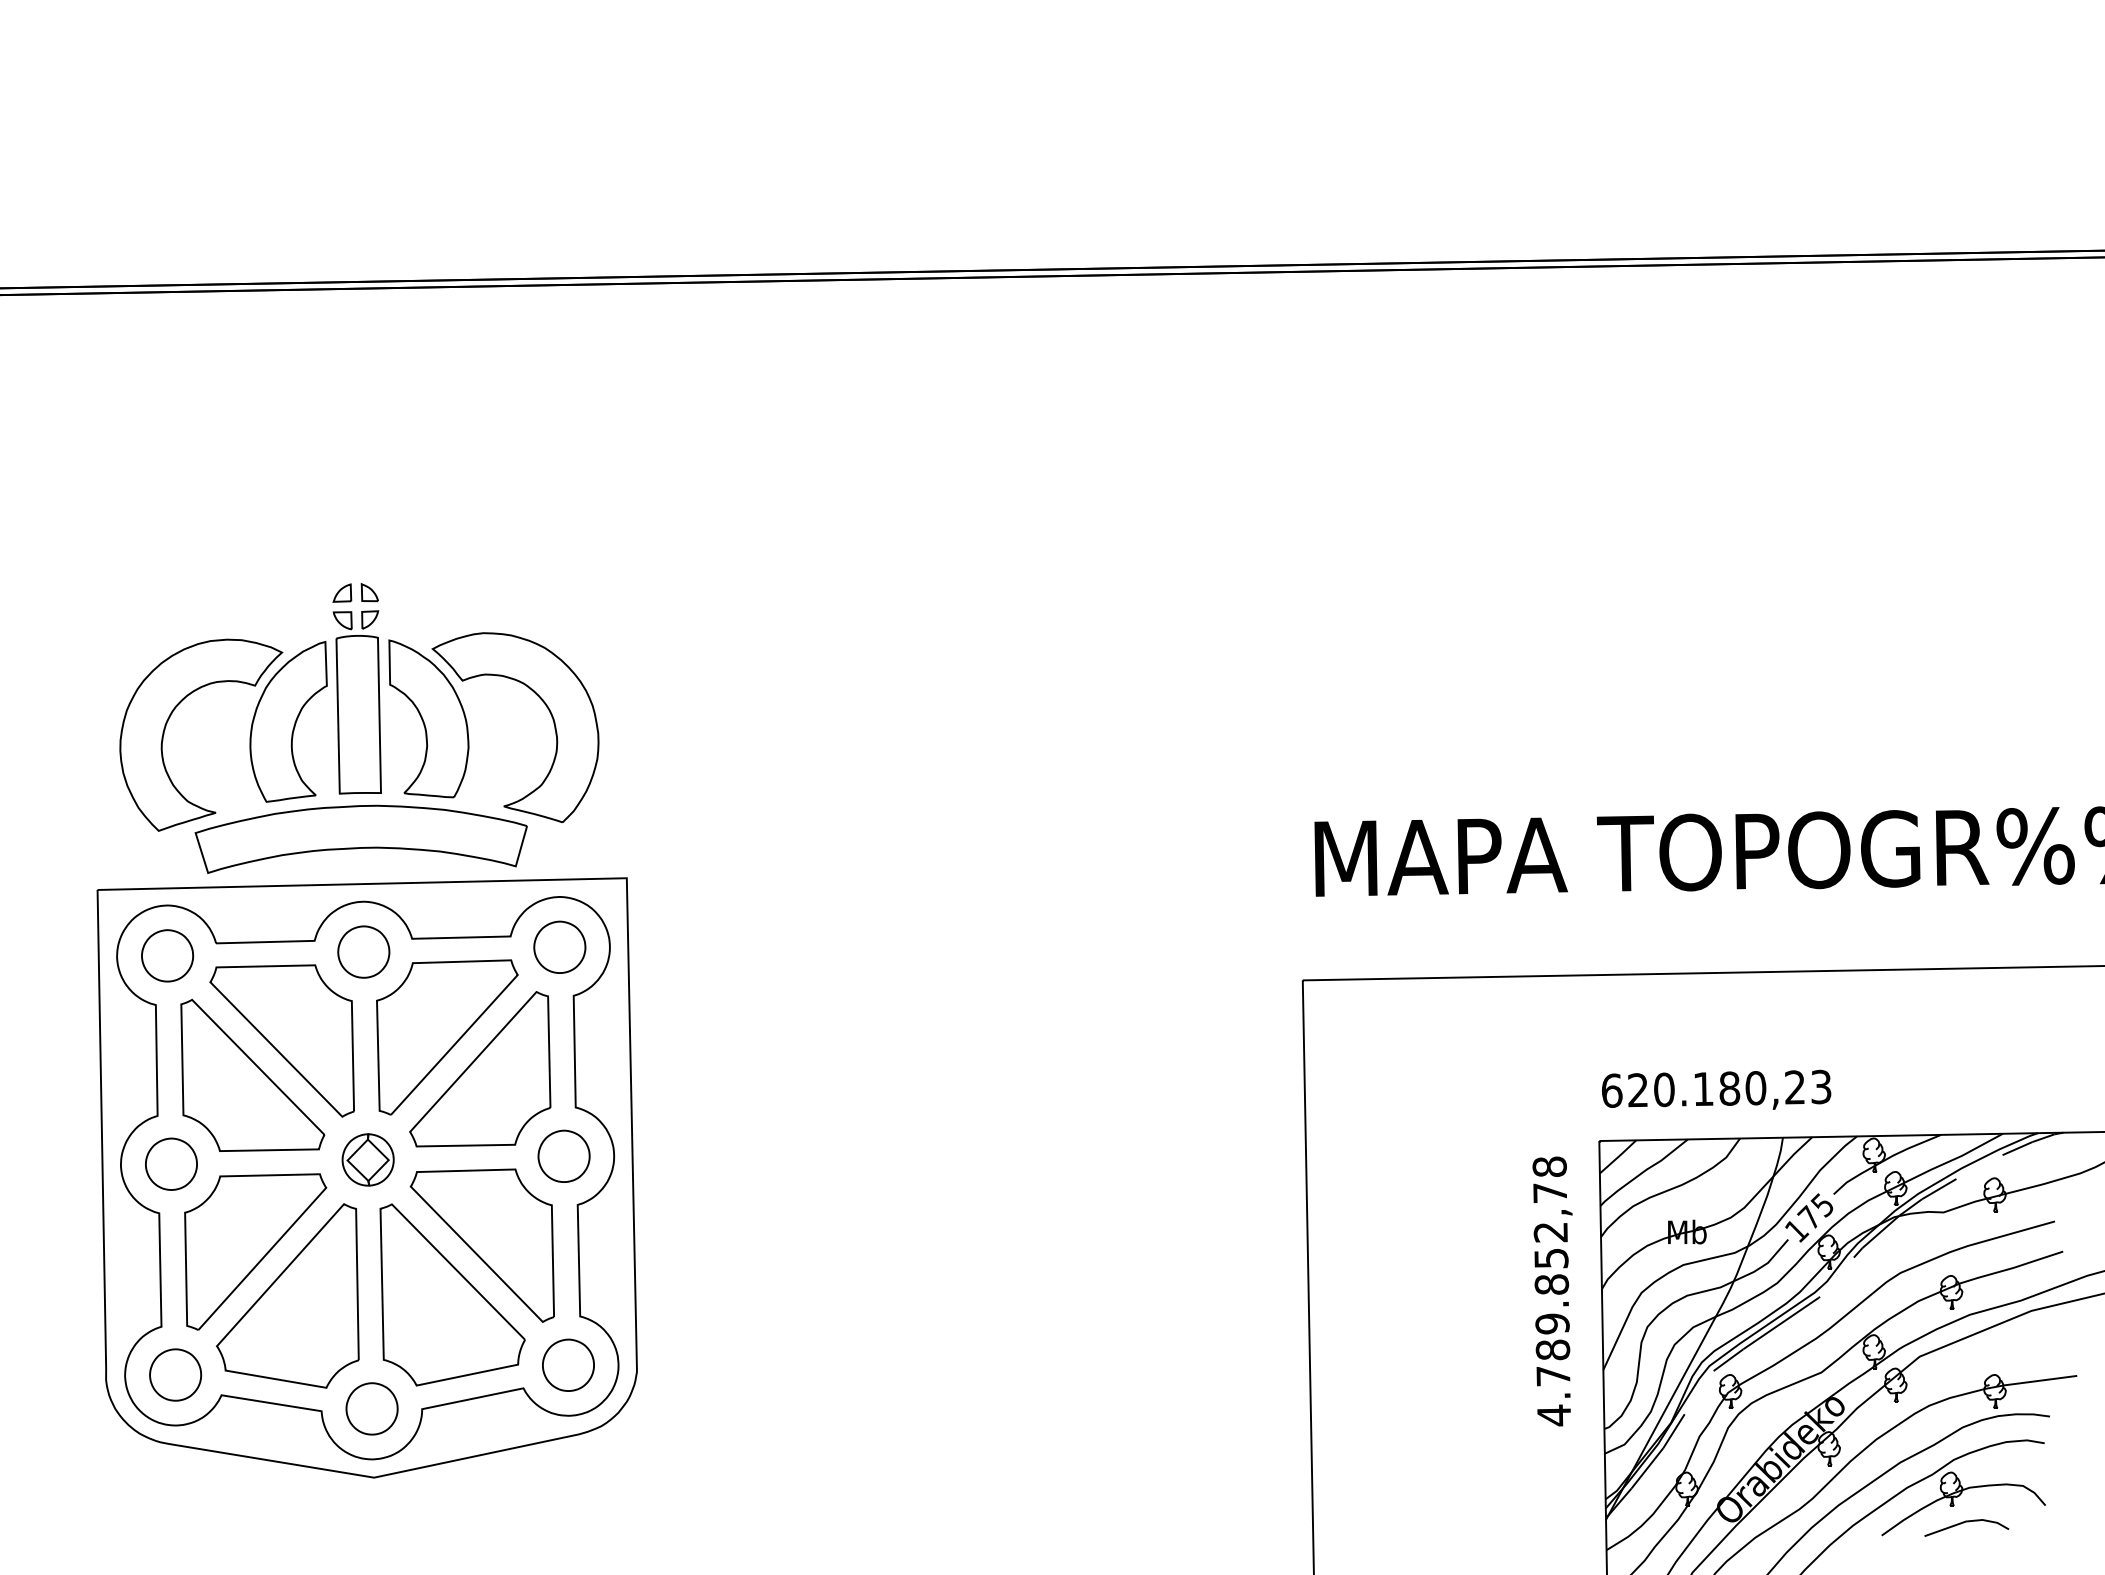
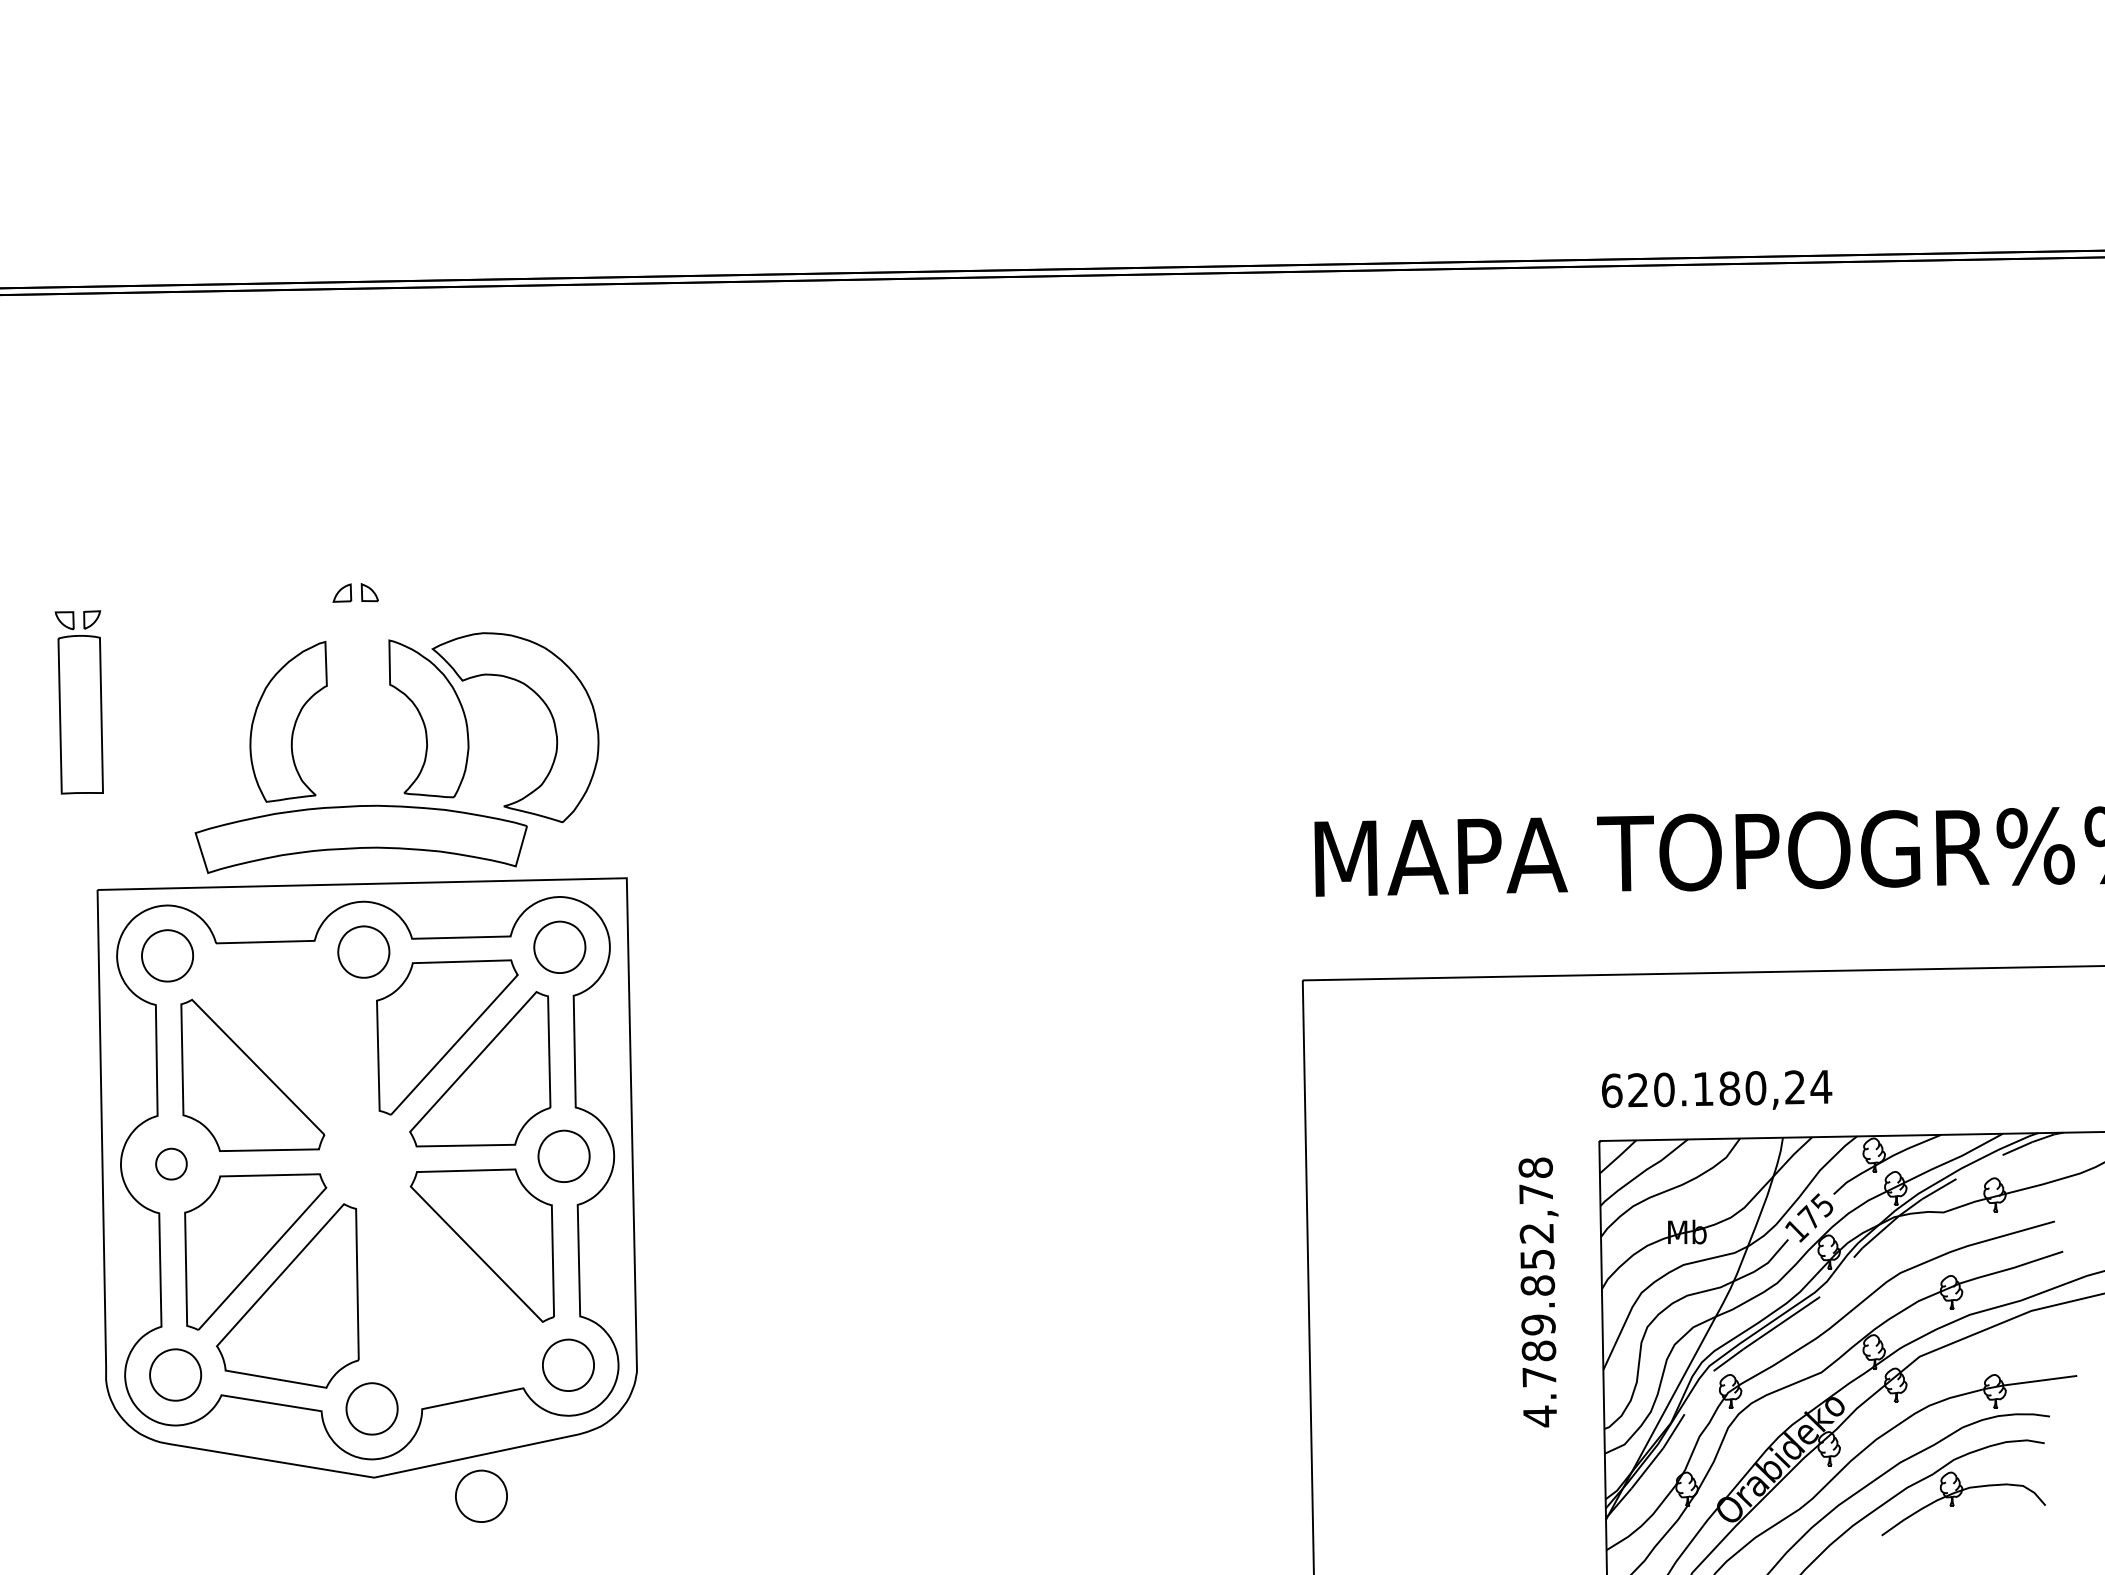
part position: (356, 702) -> (78, 702) (78, 702)
part: present -> none (169, 719)
part: present -> none (281, 1040)
text: 620.180,23 -> 620.180,24 (1821, 1086)
part: present -> none (367, 1159)
part size: 53x54 px -> 33x34 px (171, 1163)
text position: (1552, 1291) -> (1538, 1292) (1538, 1292)
part: present -> none (452, 1294)
part: none -> present (481, 1495)
line: present -> none (1966, 1522)
